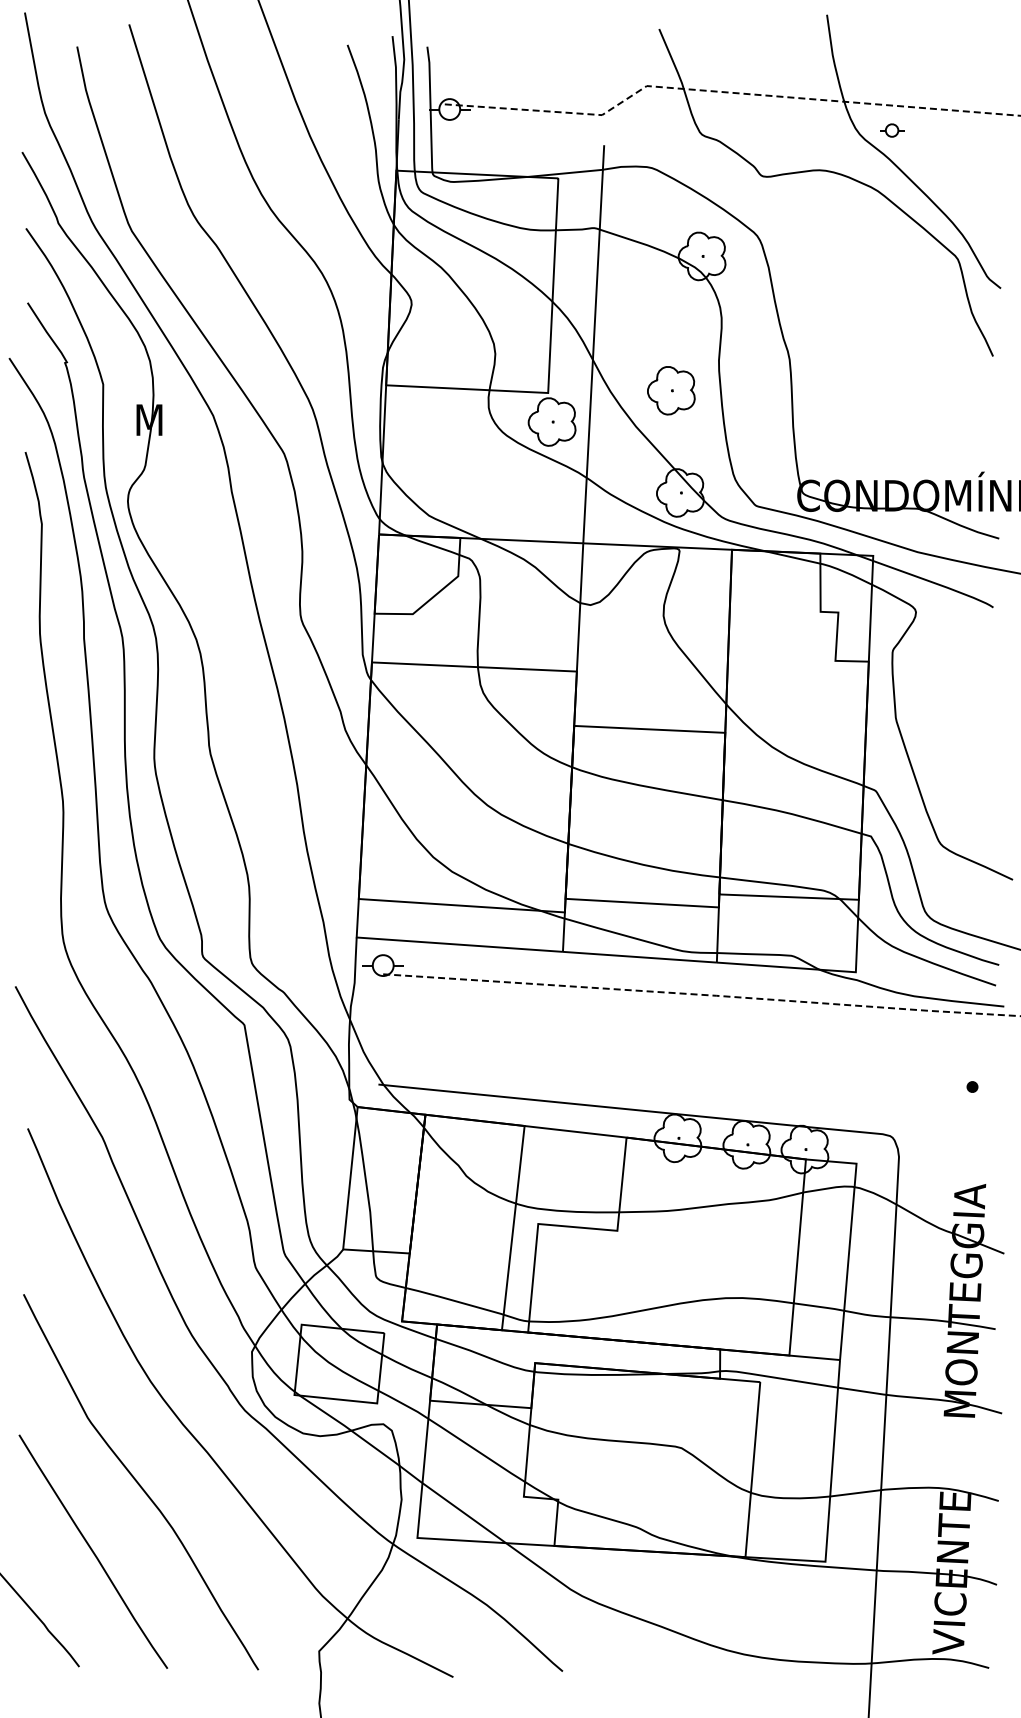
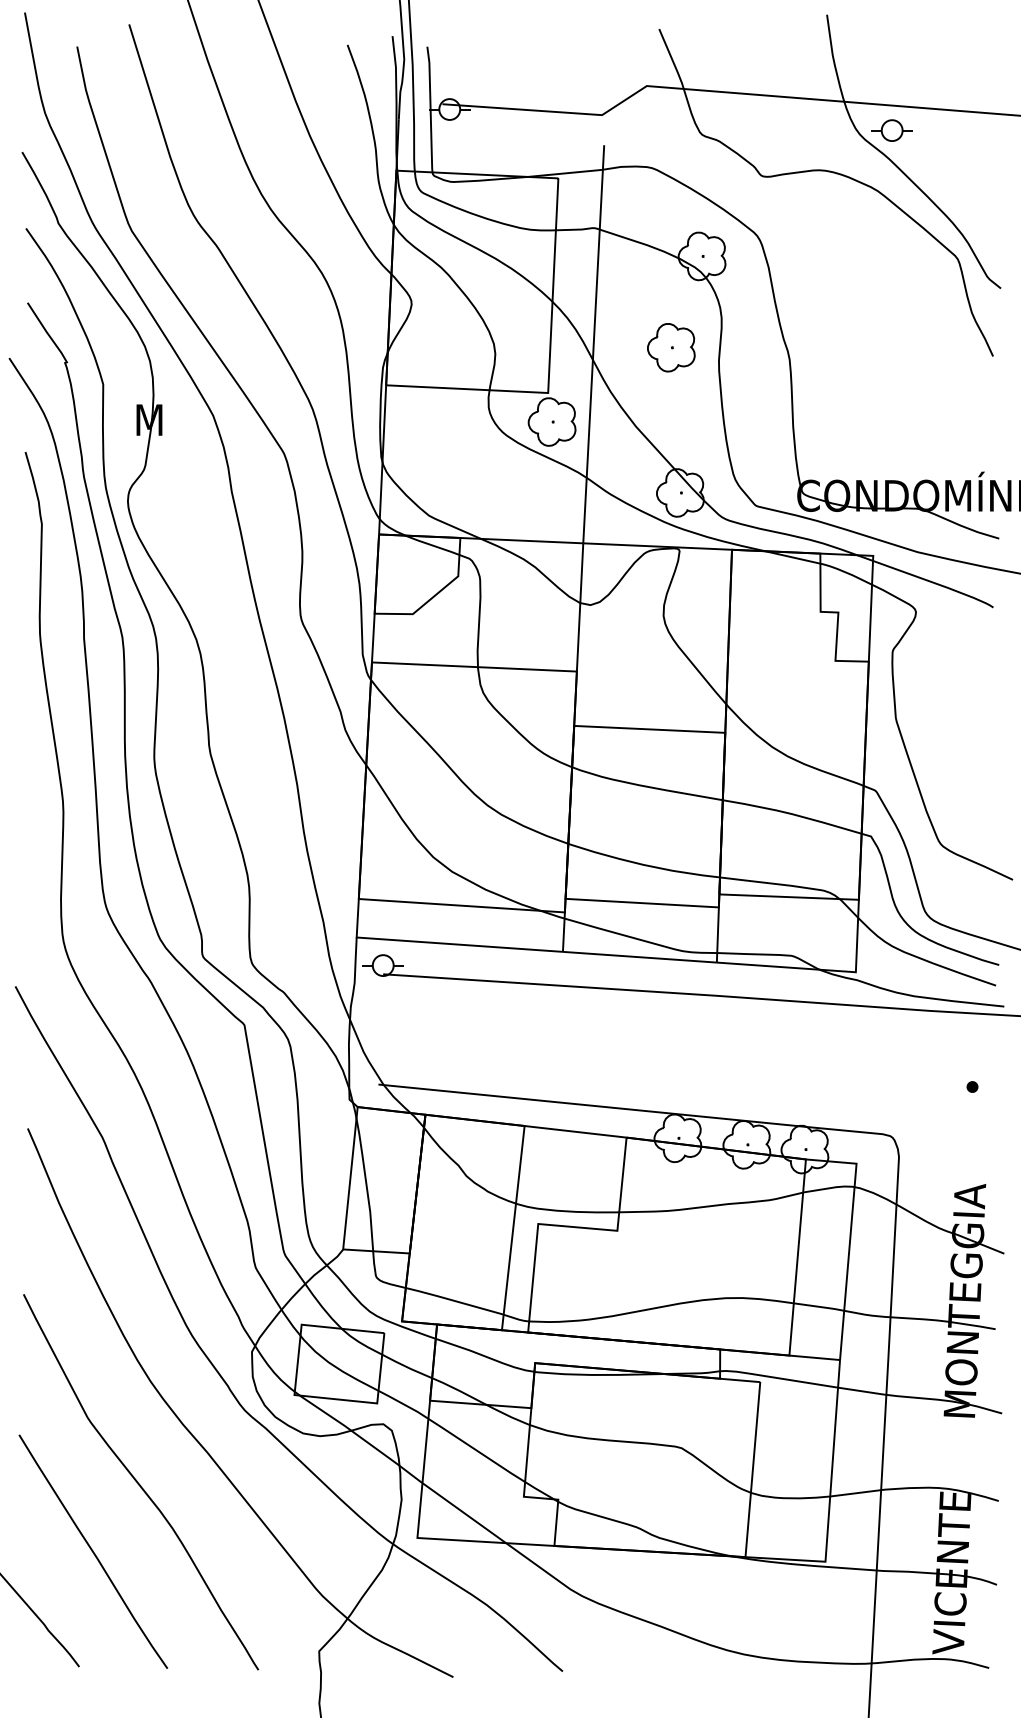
line: dashed -> solid (725, 92)
part size: 25x15 px -> 42x23 px (891, 130)
part position: (671, 390) -> (671, 347) (671, 347)
line: dashed -> solid (702, 994)
